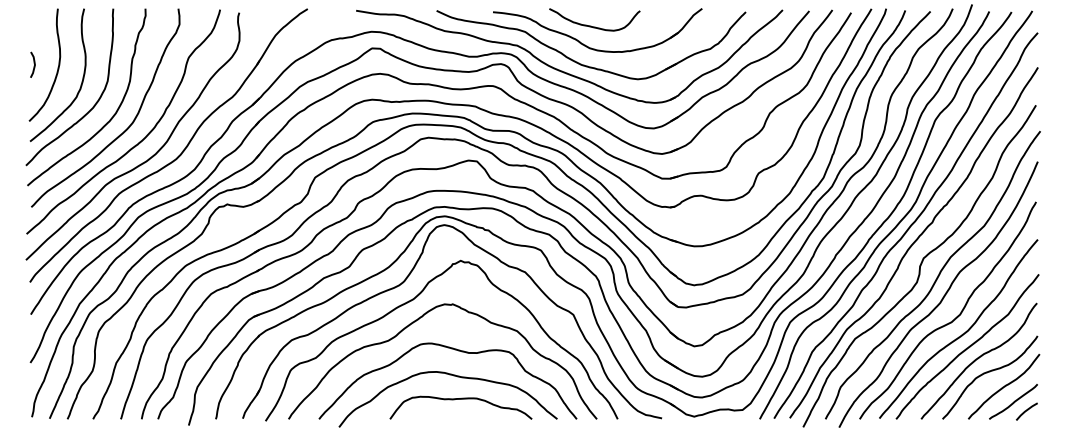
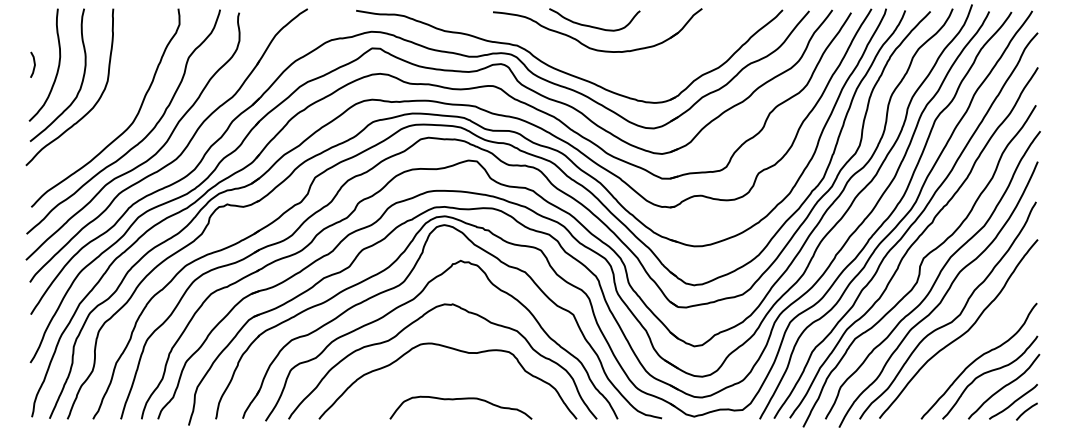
part: present -> none (584, 64)
curve: present -> none (109, 119)
curve: present -> none (968, 346)
curve: present -> none (453, 376)
